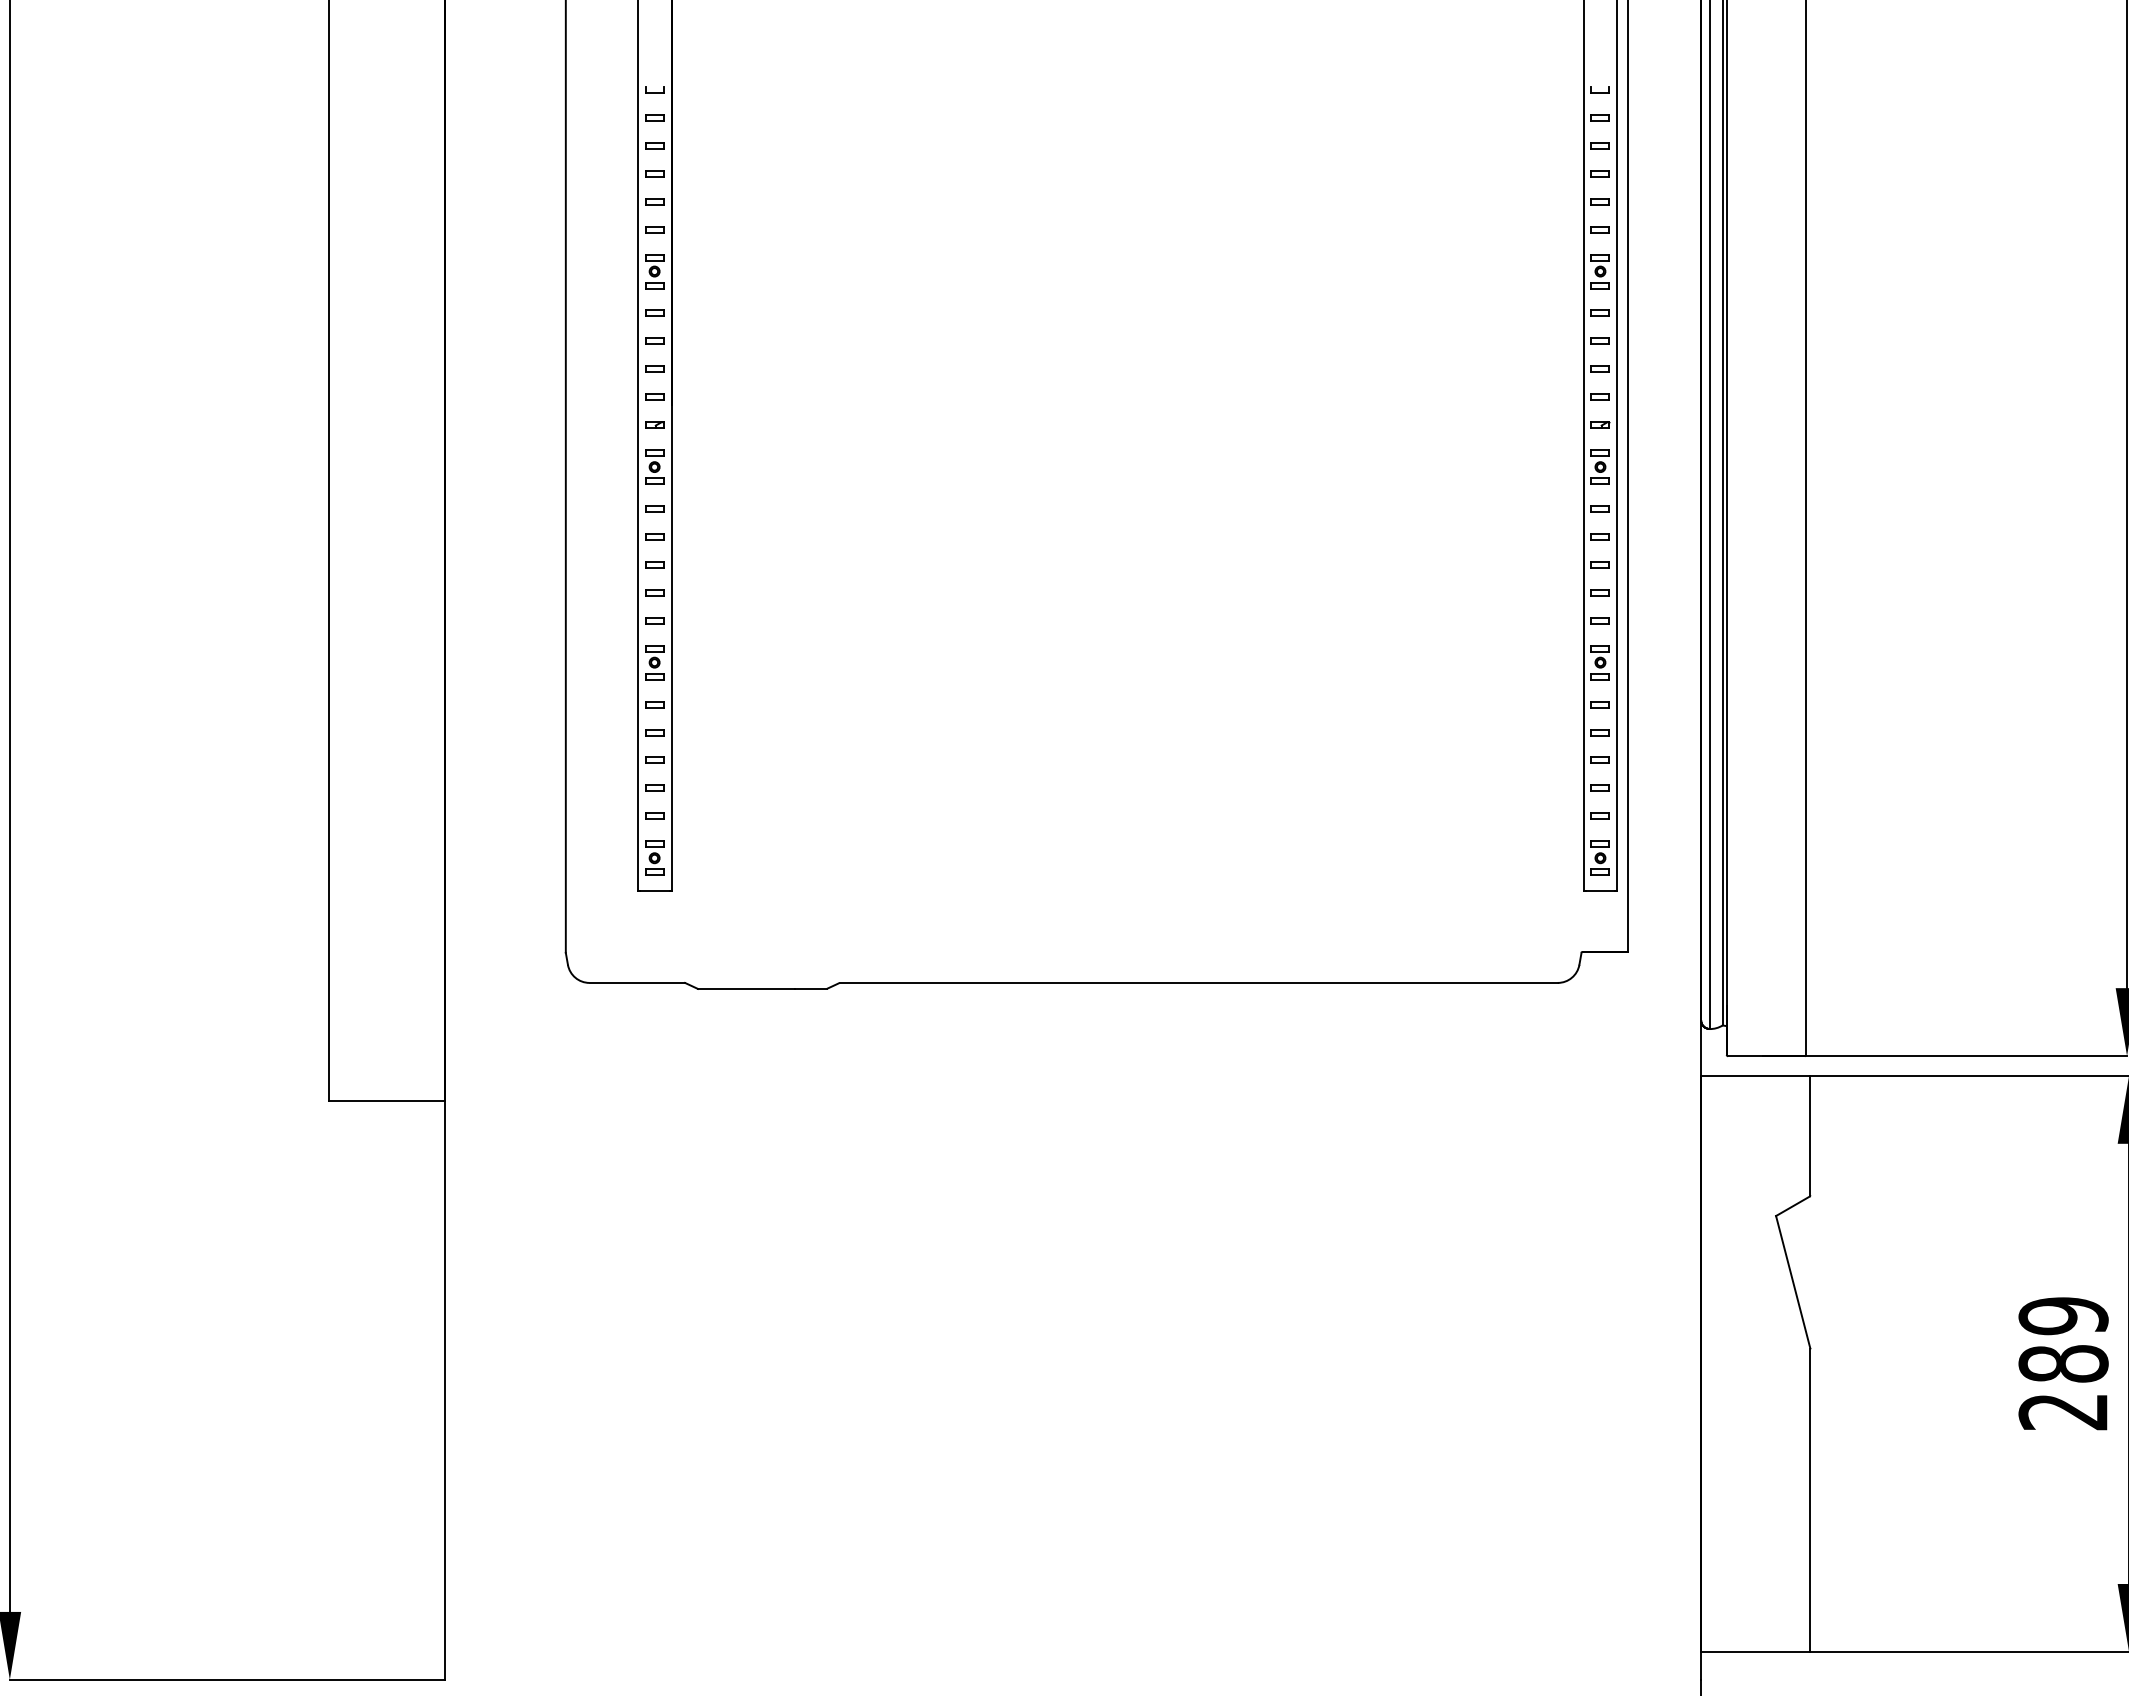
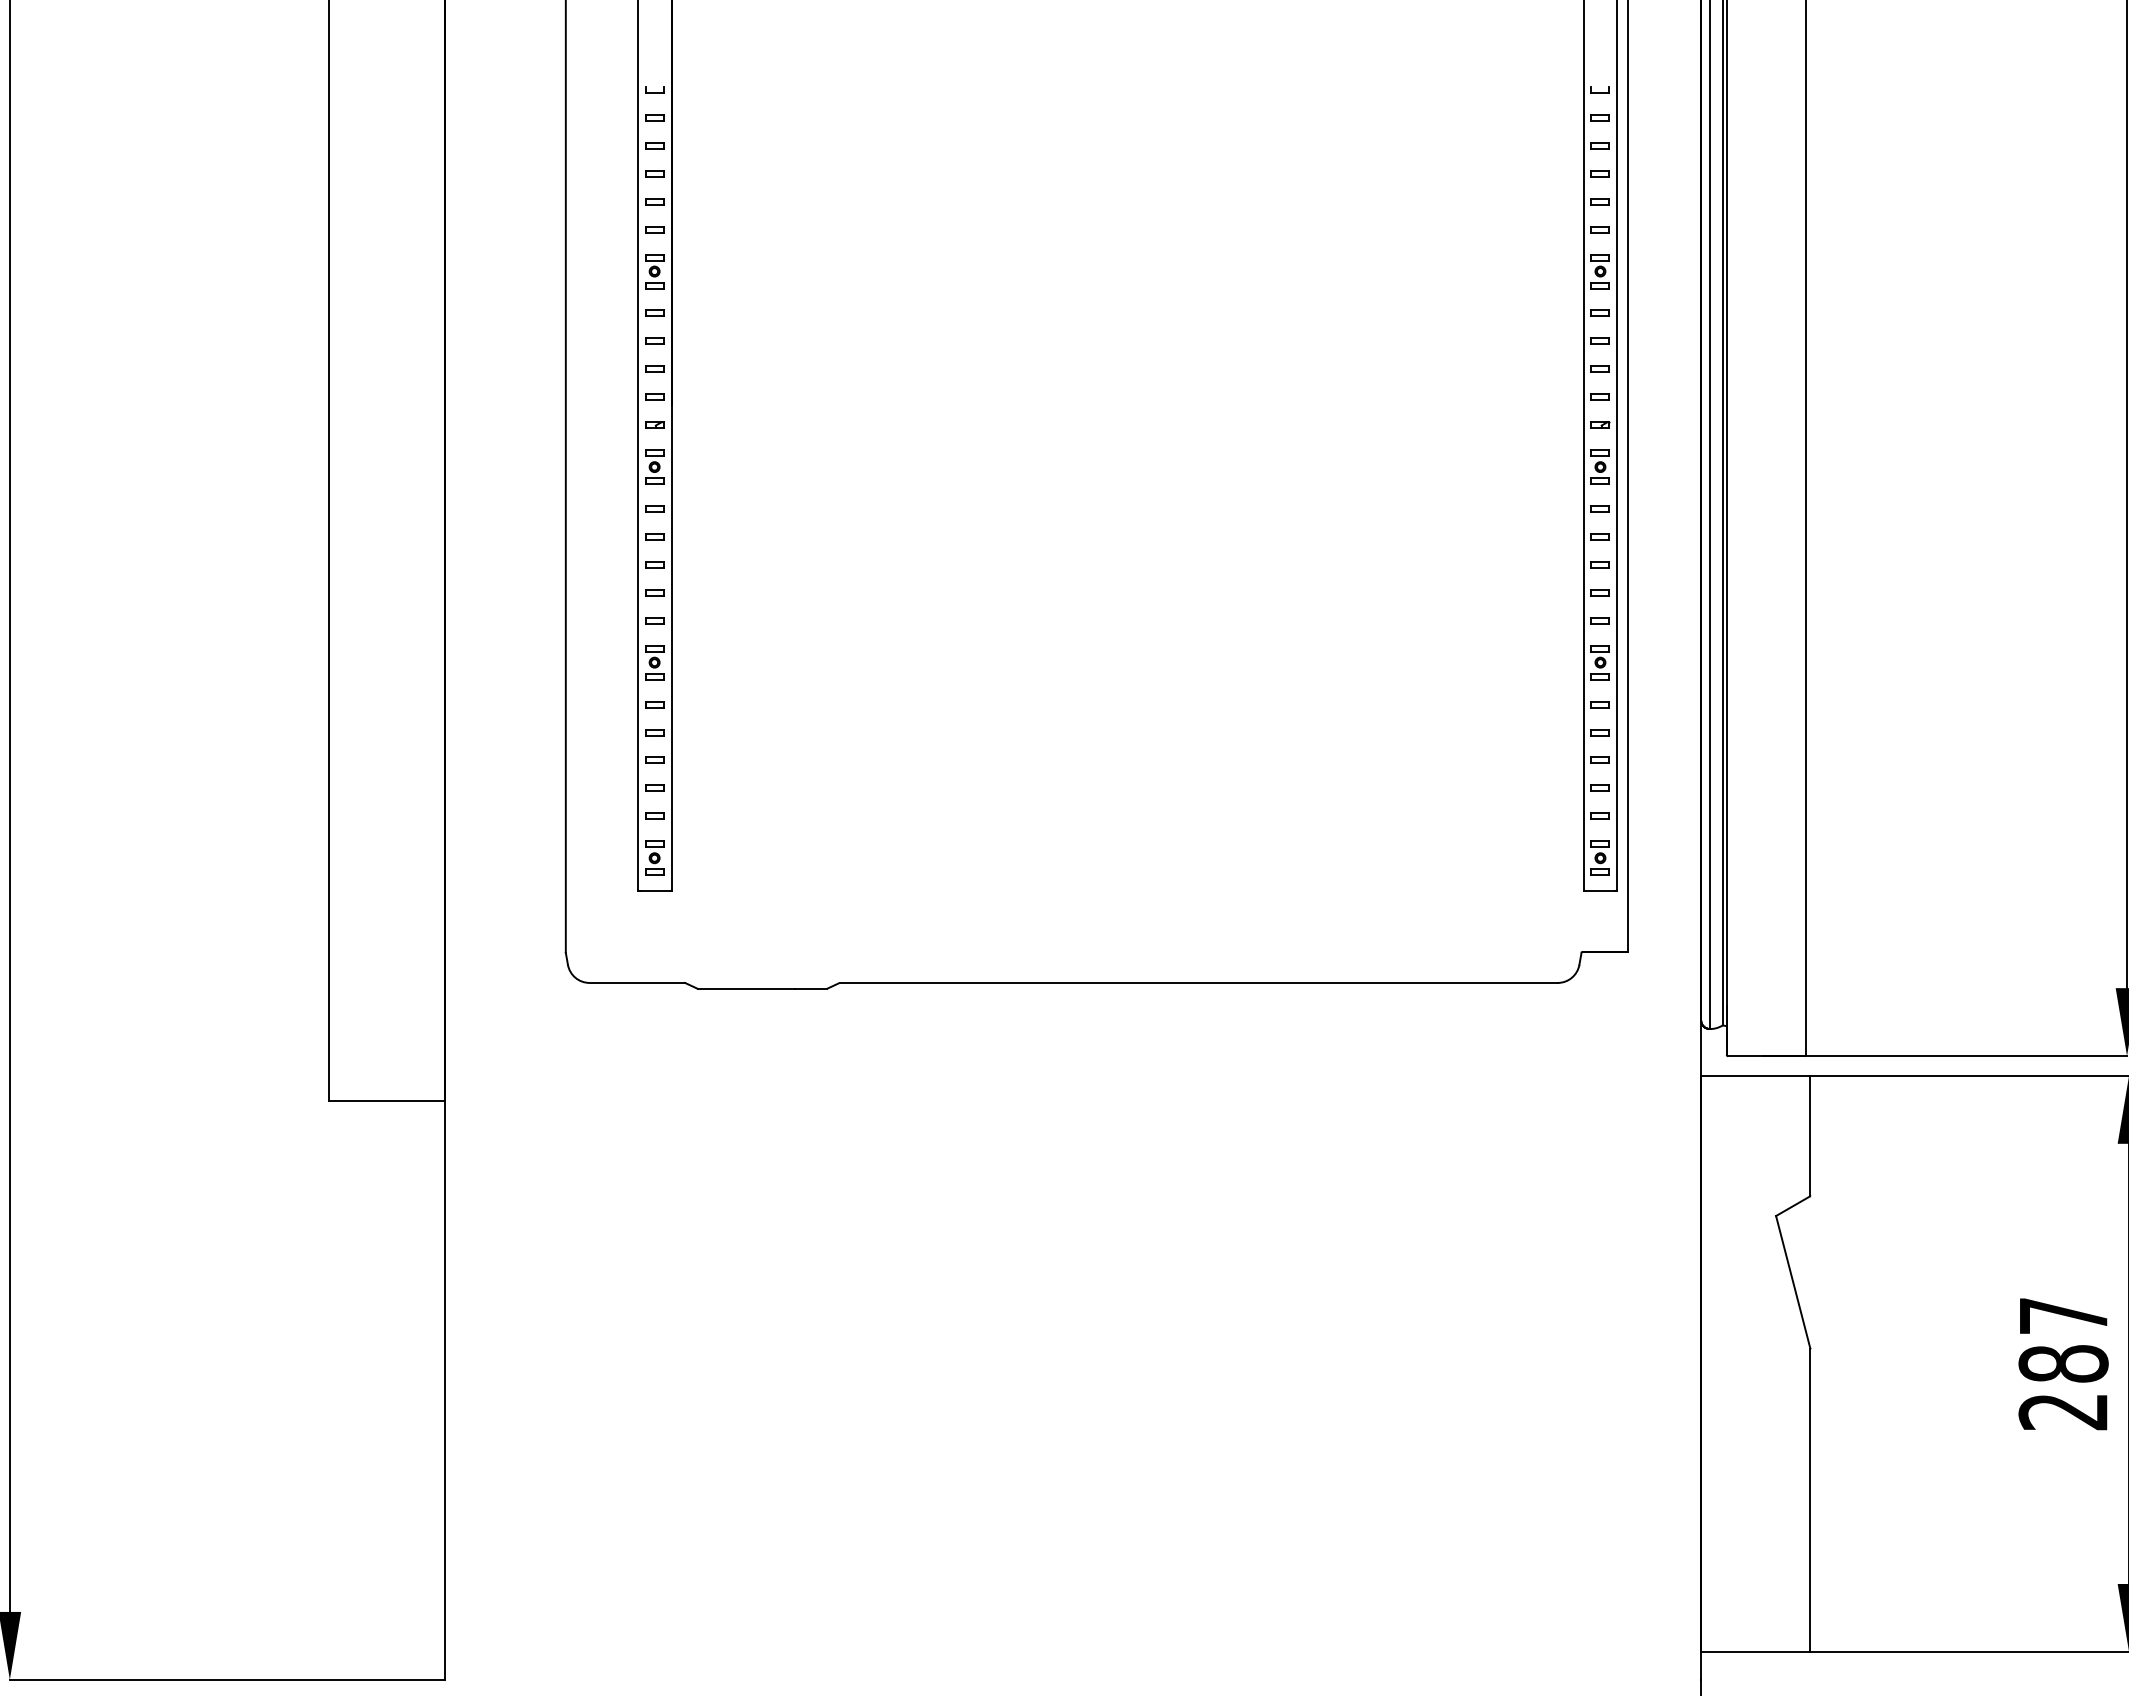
text: 289 -> 287 (2063, 1316)
